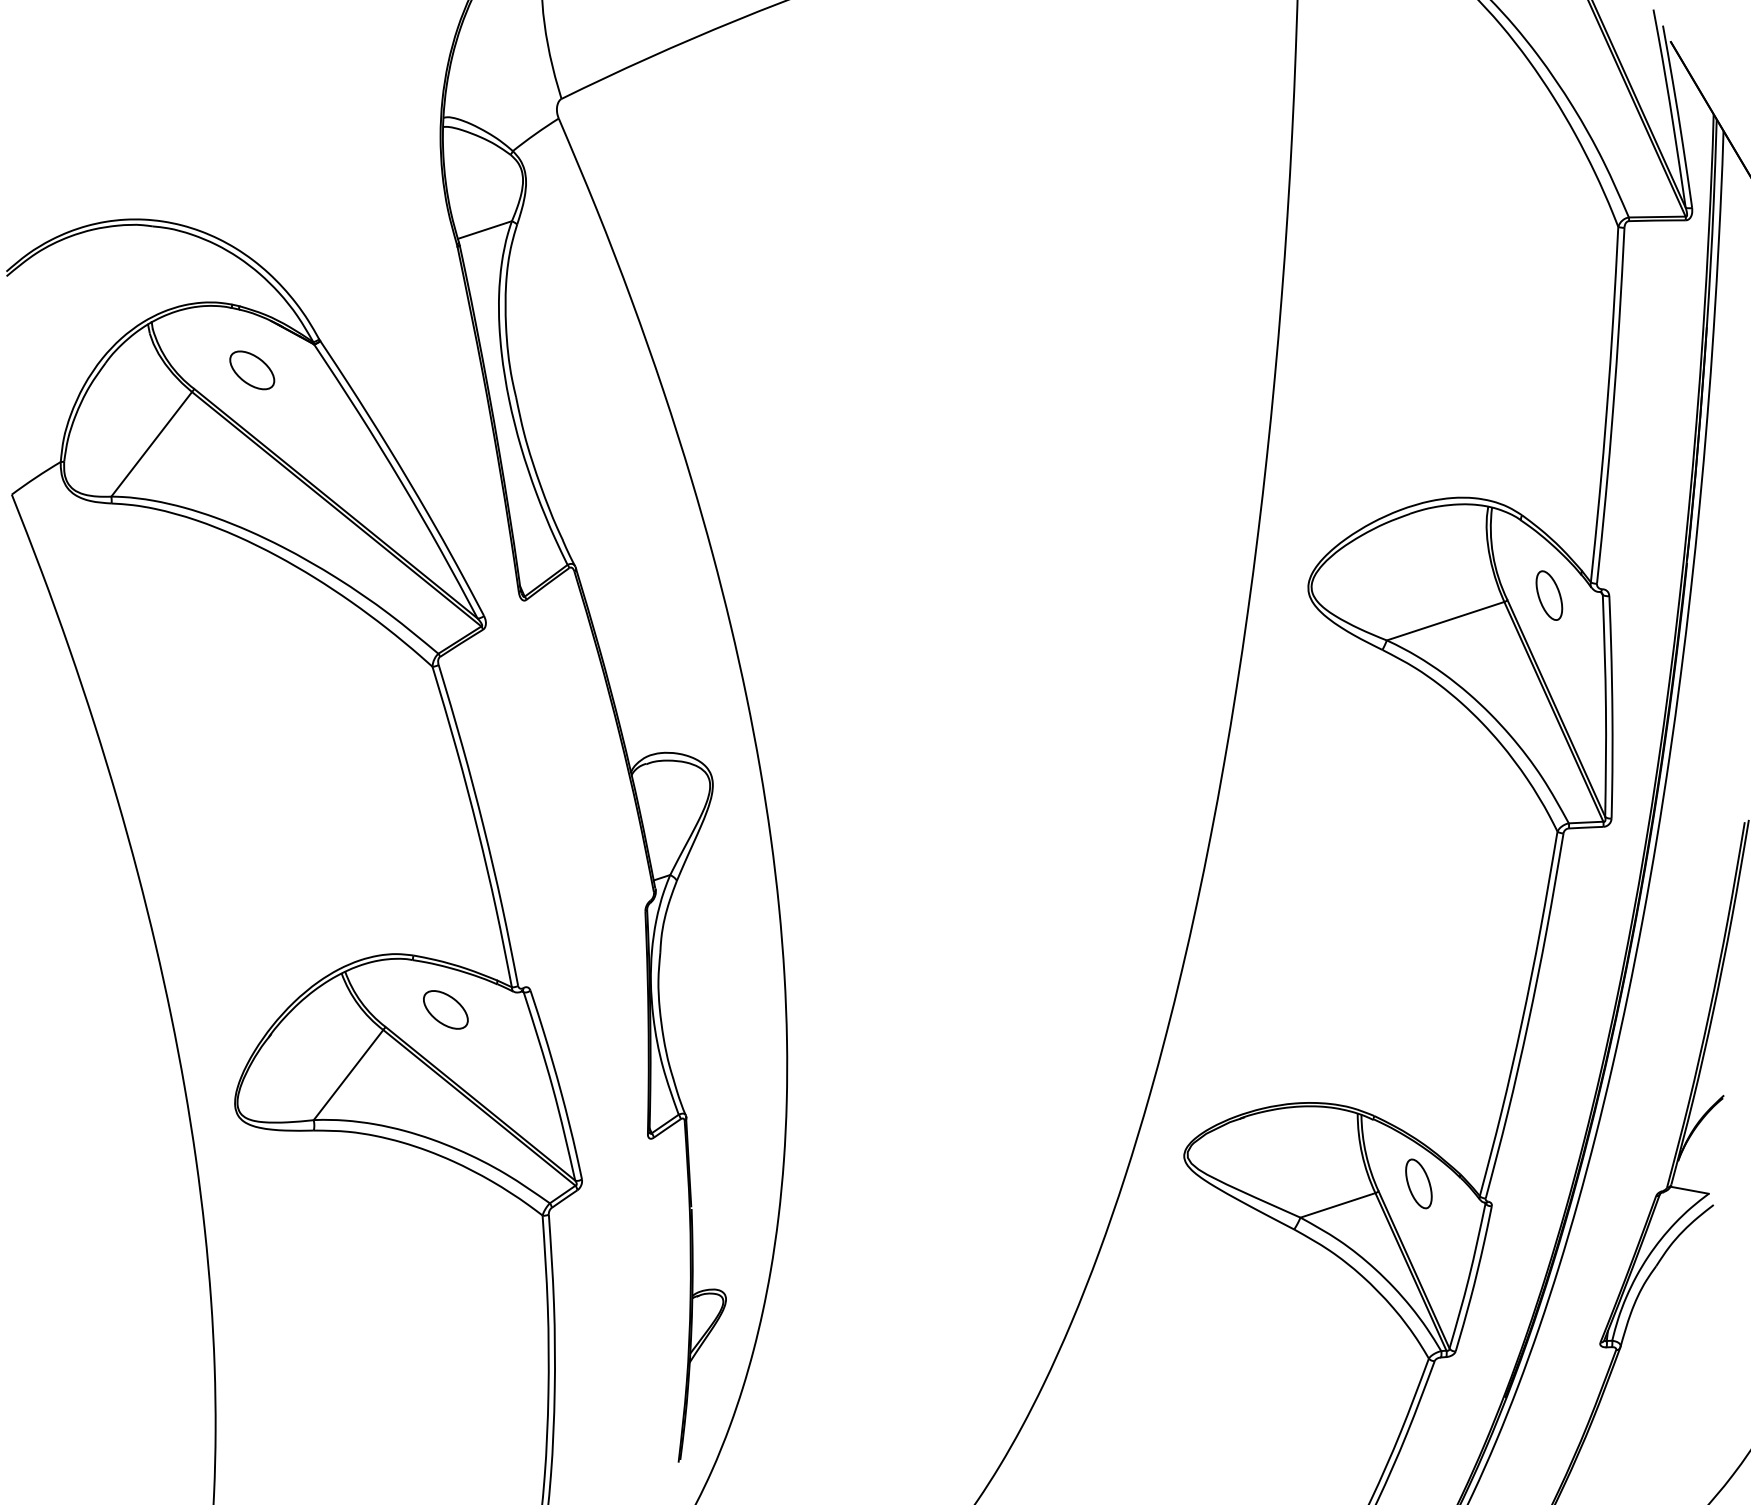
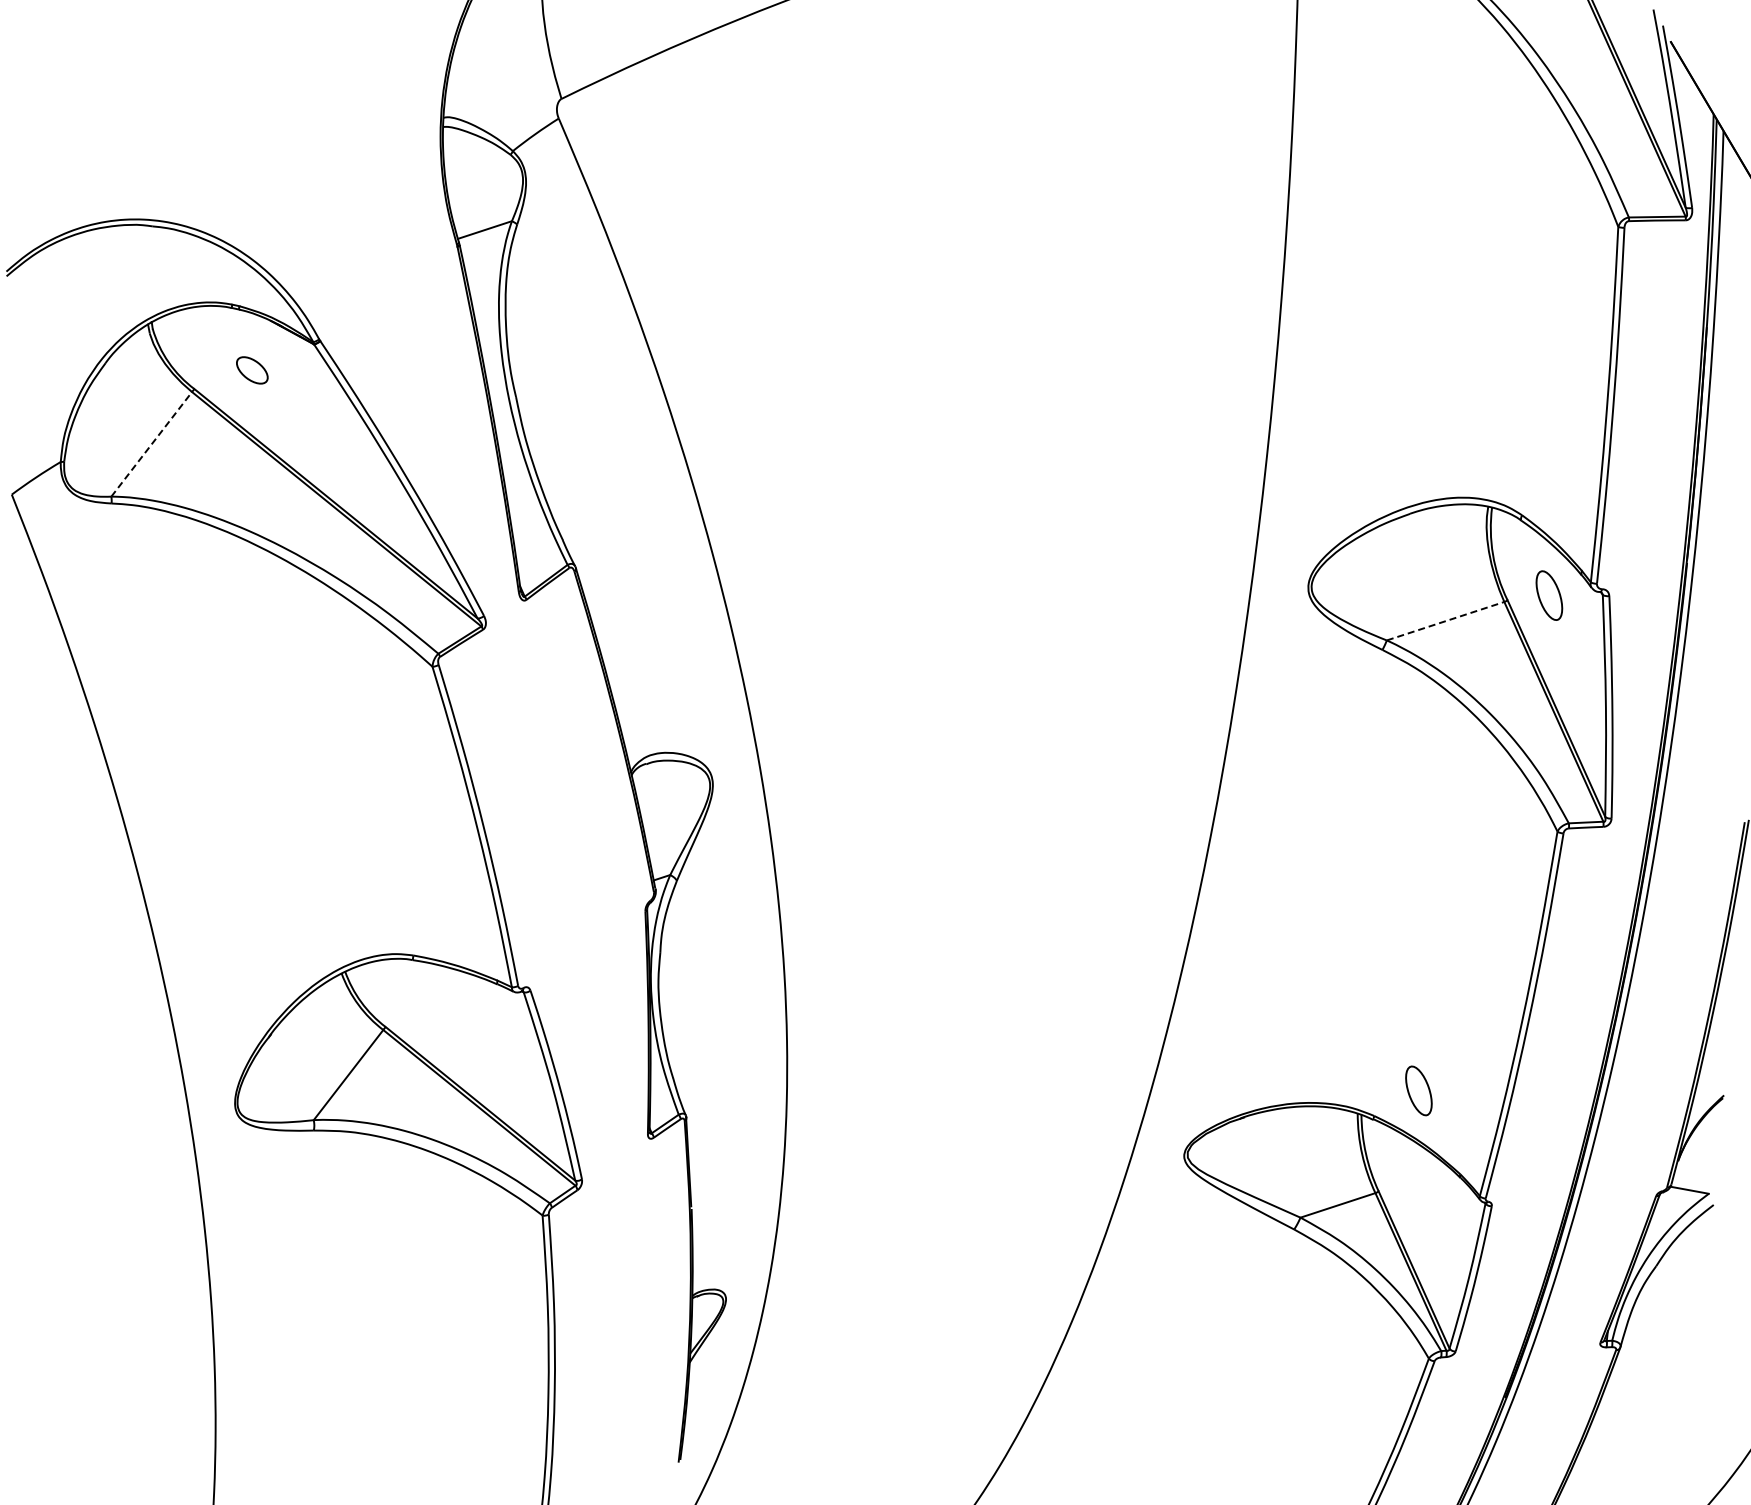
part size: 47x41 px -> 33x29 px (252, 370)
line: solid -> dashed (152, 443)
line: solid -> dashed (1445, 621)
part: present -> none (445, 1009)
part position: (1418, 1183) -> (1418, 1090) (1418, 1090)
